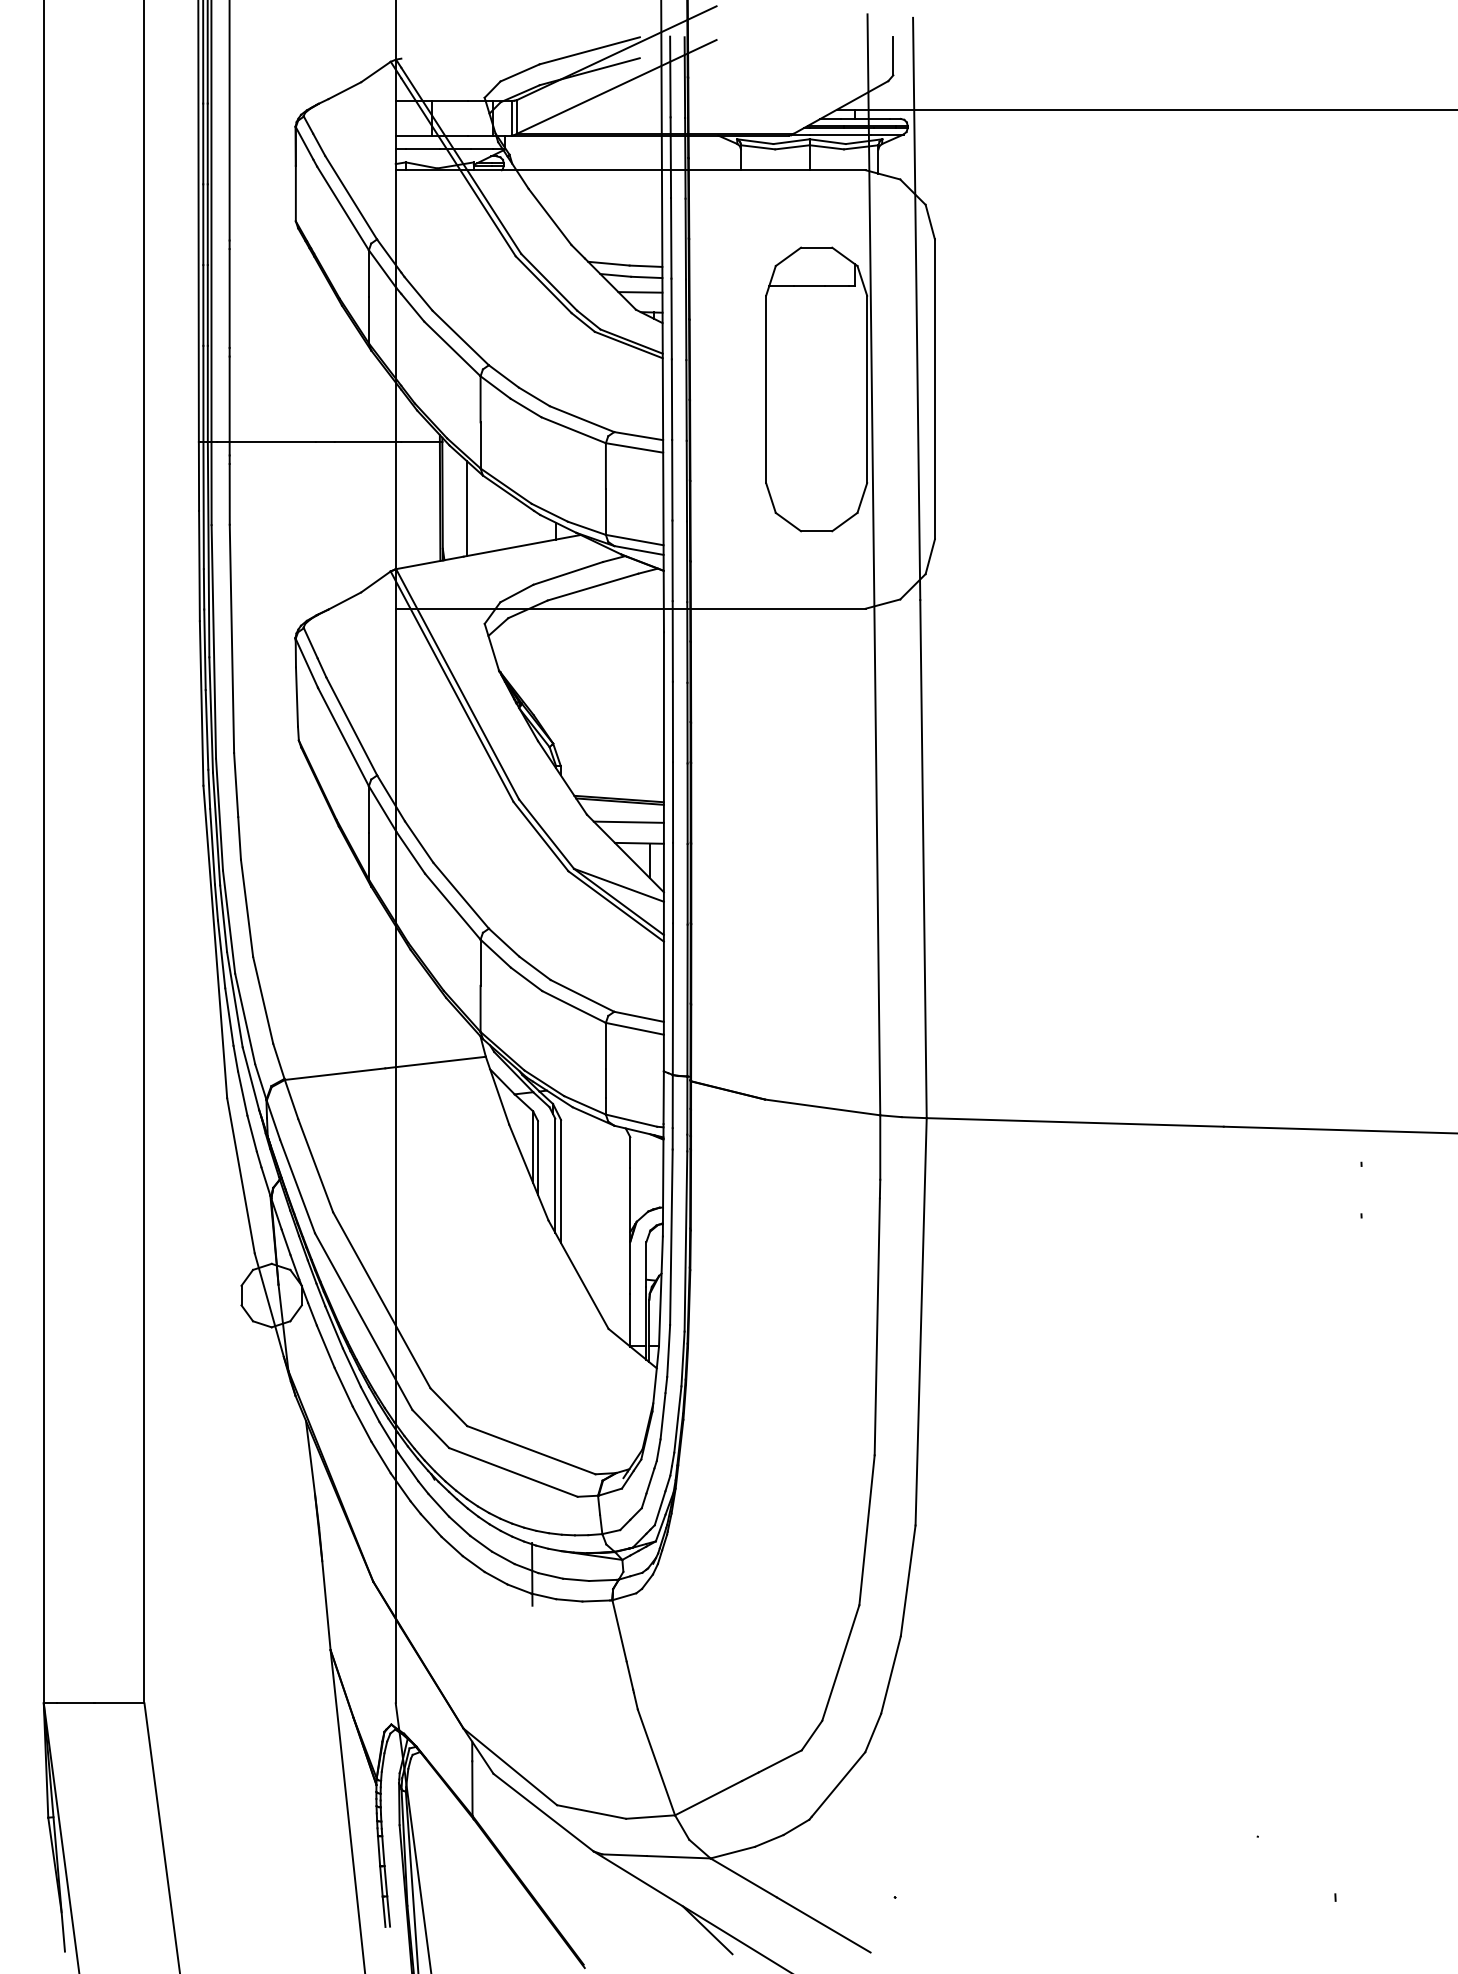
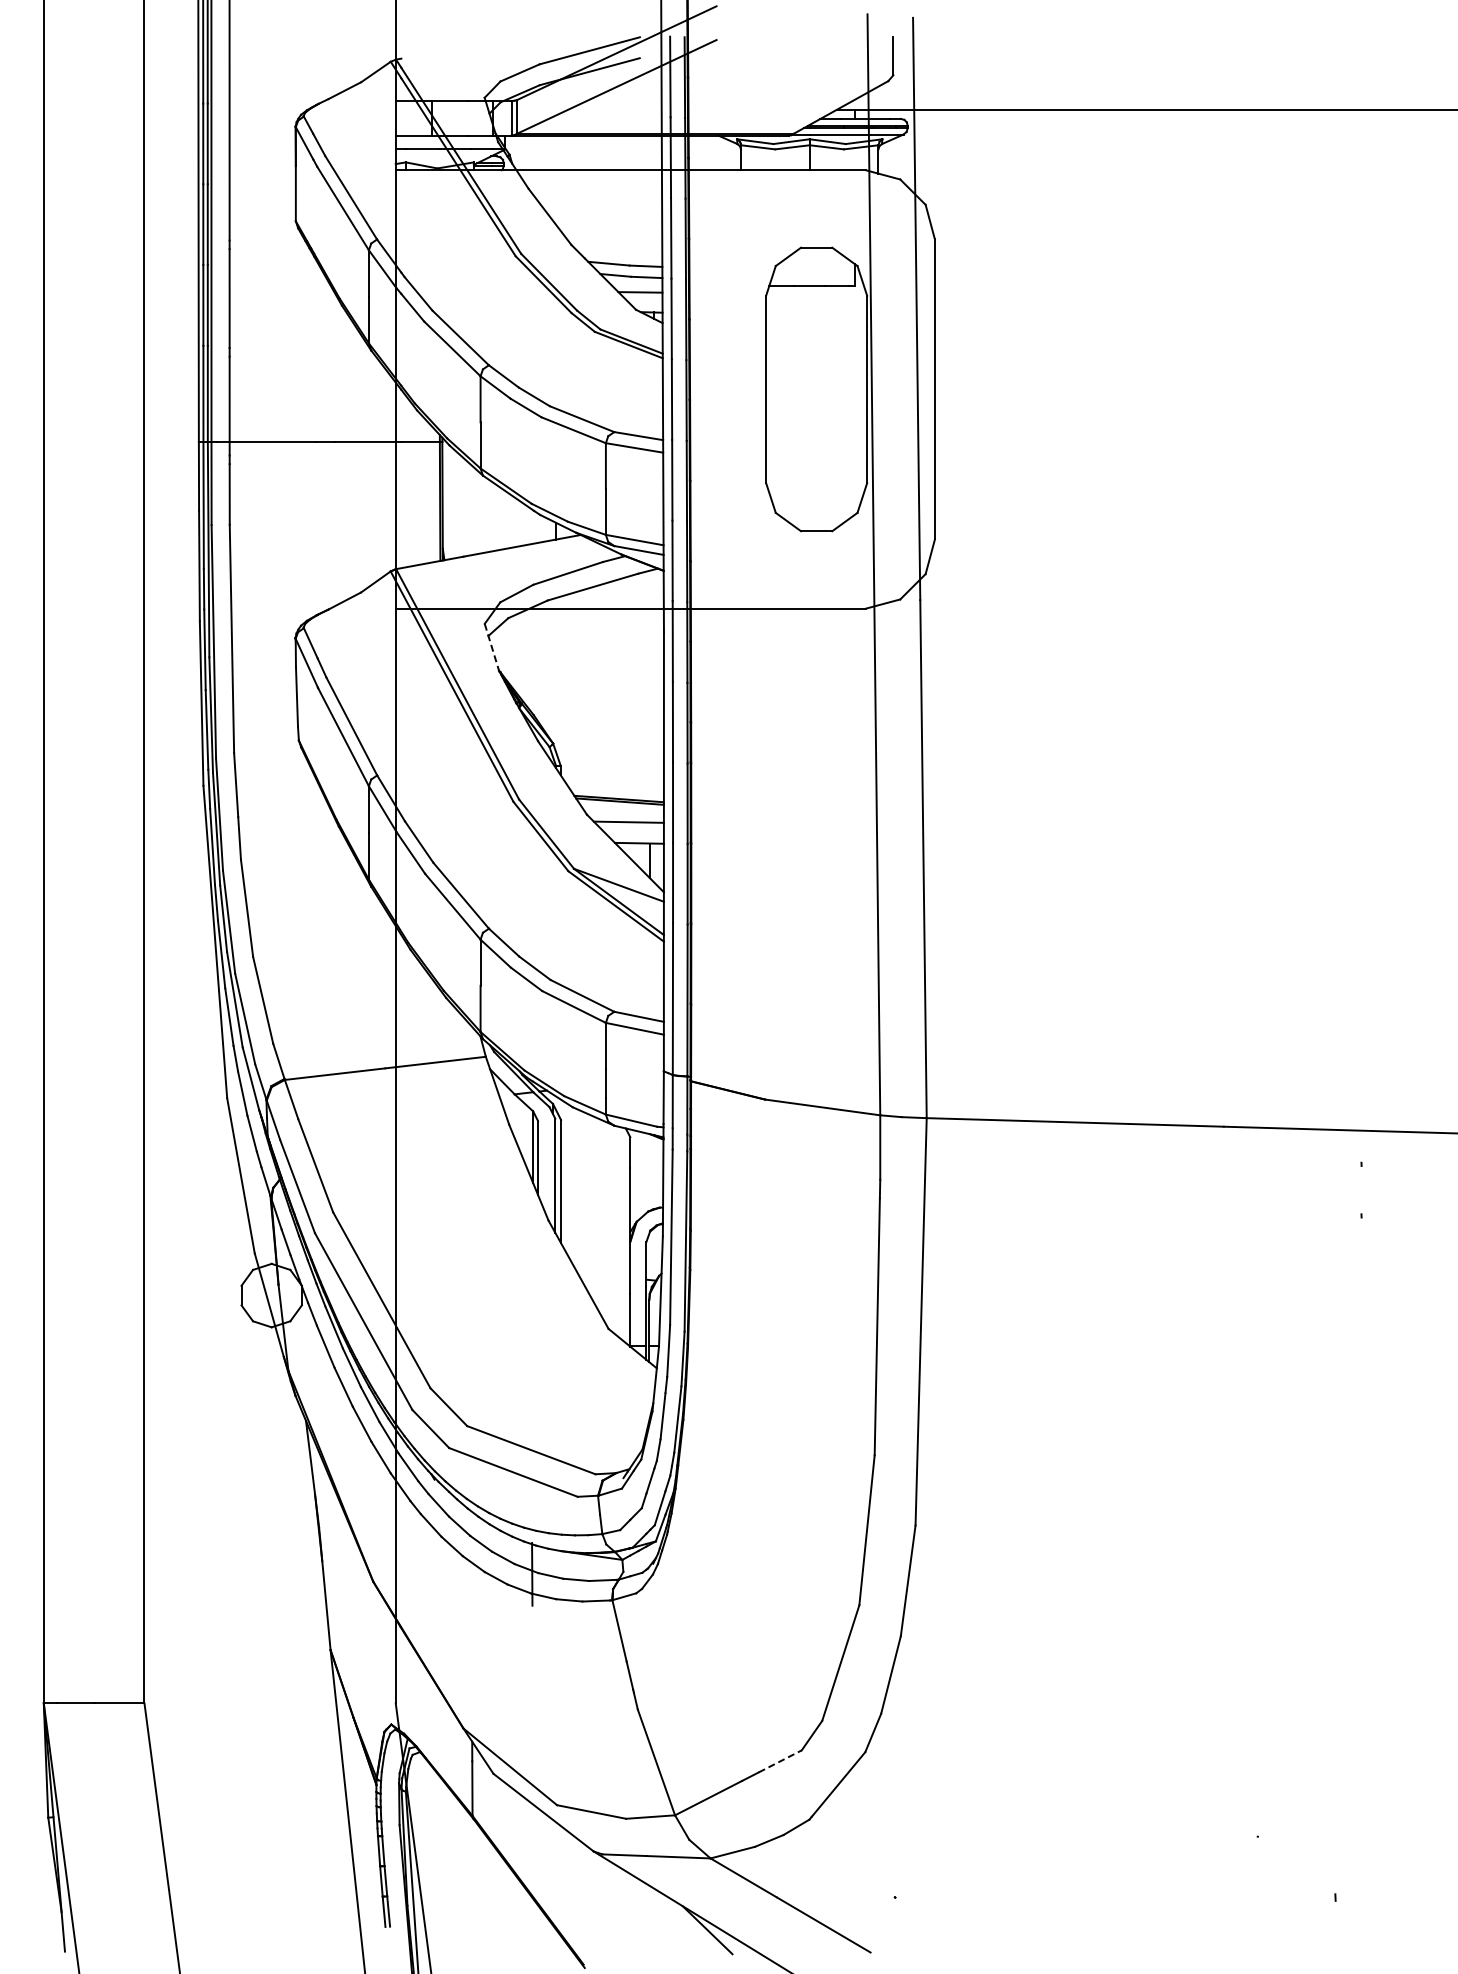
line: present -> none (466, 508)
line: solid -> dashed (492, 647)
line: solid -> dashed (780, 1761)
